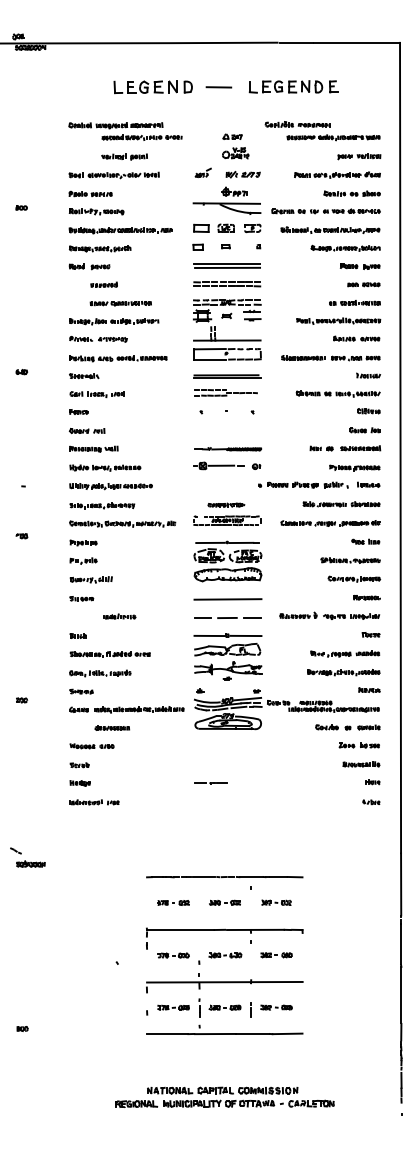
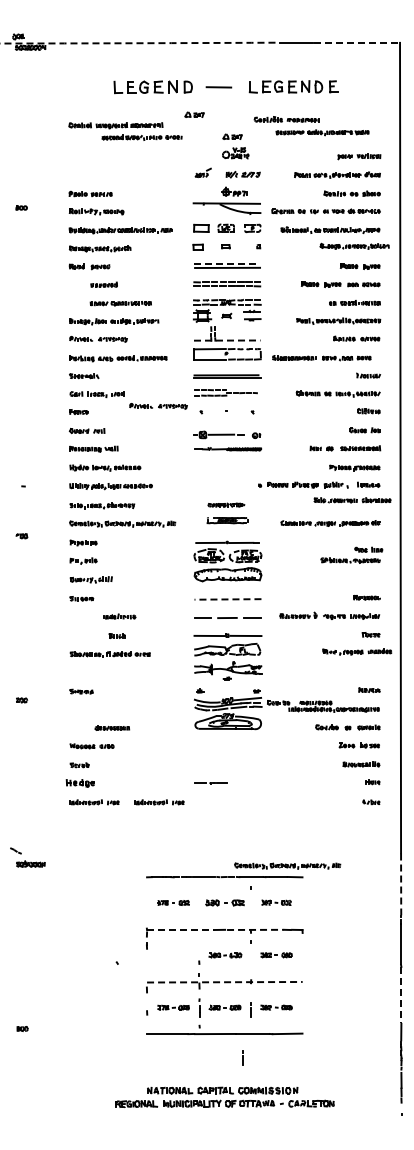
line: solid -> dashed (357, 42)
arc: solid -> dashed (139, 43)
part: none -> present (194, 114)
part position: (322, 131) -> (311, 126) (311, 126)
part: present -> none (124, 156)
part: present -> none (113, 175)
part position: (345, 247) -> (354, 245) (354, 245)
line: solid -> dashed (227, 263)
part: none -> present (320, 284)
line: solid -> dashed (227, 340)
part position: (330, 358) -> (321, 358) (321, 358)
part: present -> none (21, 372)
part: none -> present (158, 406)
part position: (227, 465) -> (227, 434) (227, 434)
part position: (341, 504) -> (352, 500) (352, 500)
part size: 69x11 px -> 43x8 px (227, 520)
part position: (365, 541) -> (368, 549) (368, 549)
part: present -> none (354, 578)
line: solid -> dashed (227, 599)
part position: (77, 635) -> (116, 635) (116, 635)
part position: (345, 653) -> (357, 651) (357, 651)
part: present -> none (343, 672)
part: present -> none (100, 673)
part: present -> none (126, 709)
part size: 22x7 px -> 30x9 px (79, 783)
part: none -> present (159, 802)
part: none -> present (287, 865)
line: solid -> dashed (401, 884)
part size: 32x7 px -> 40x8 px (224, 902)
line: solid -> dashed (255, 929)
line: solid -> dashed (181, 930)
part: present -> none (173, 955)
line: solid -> dashed (224, 982)
line: solid -> dashed (401, 995)
line: none -> present (242, 1057)
